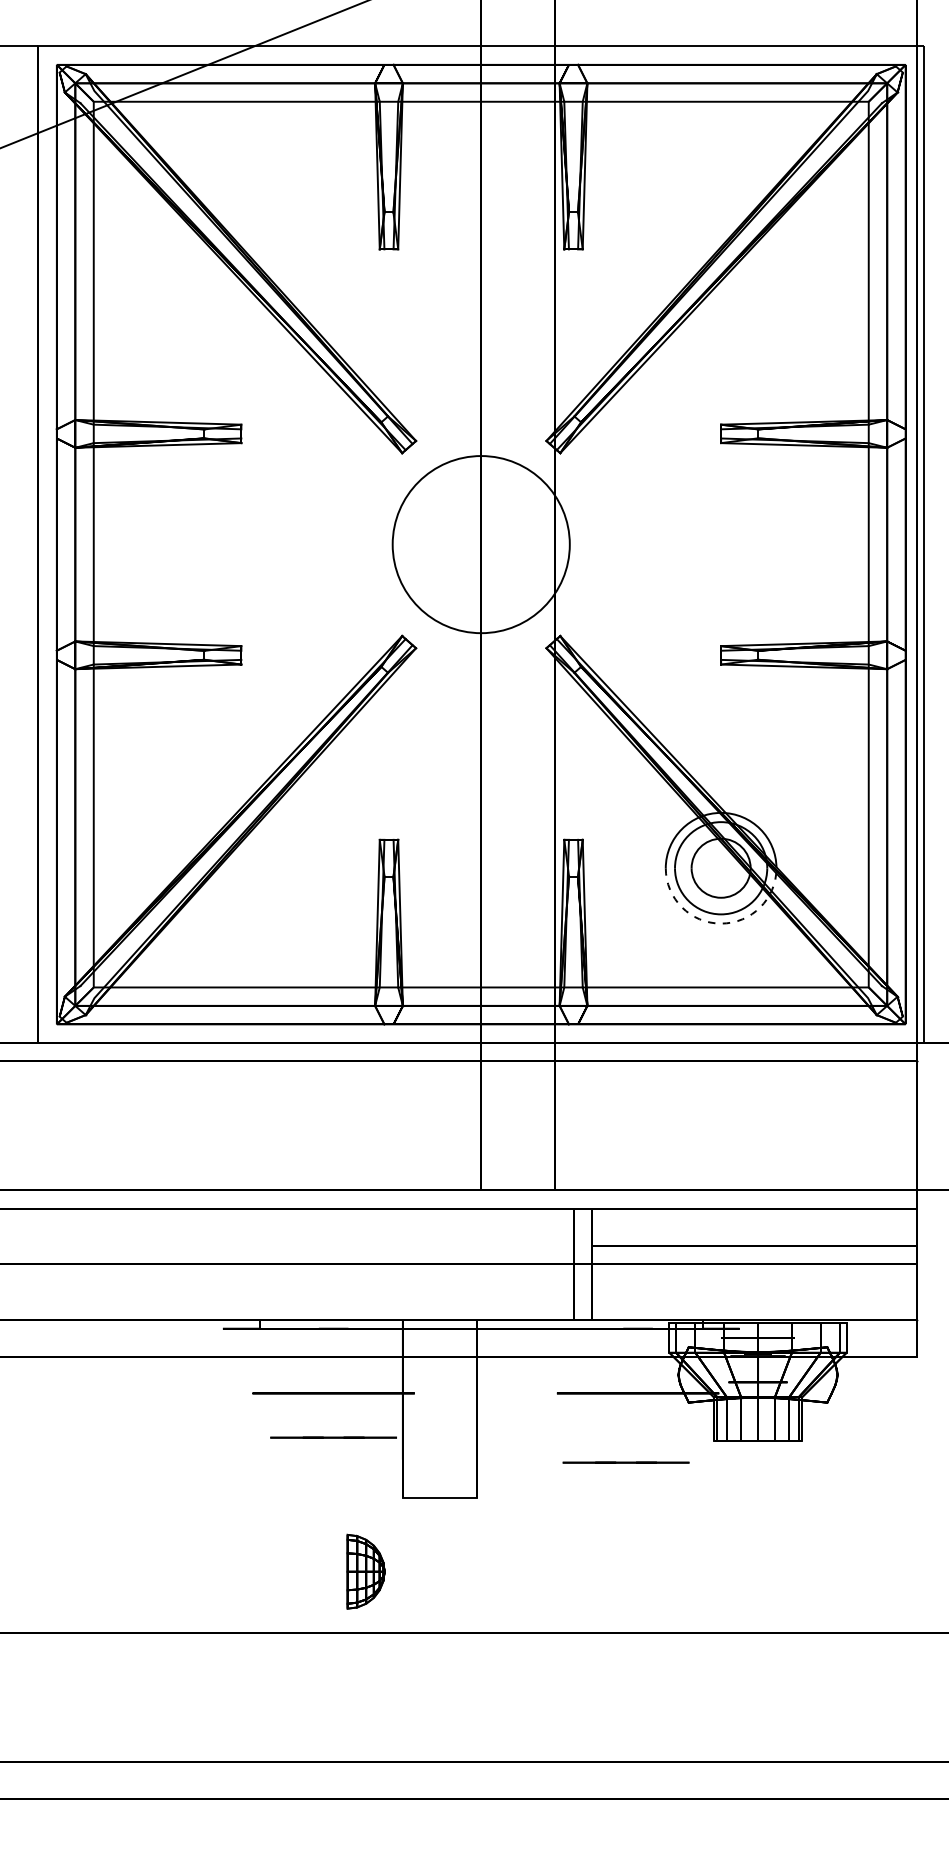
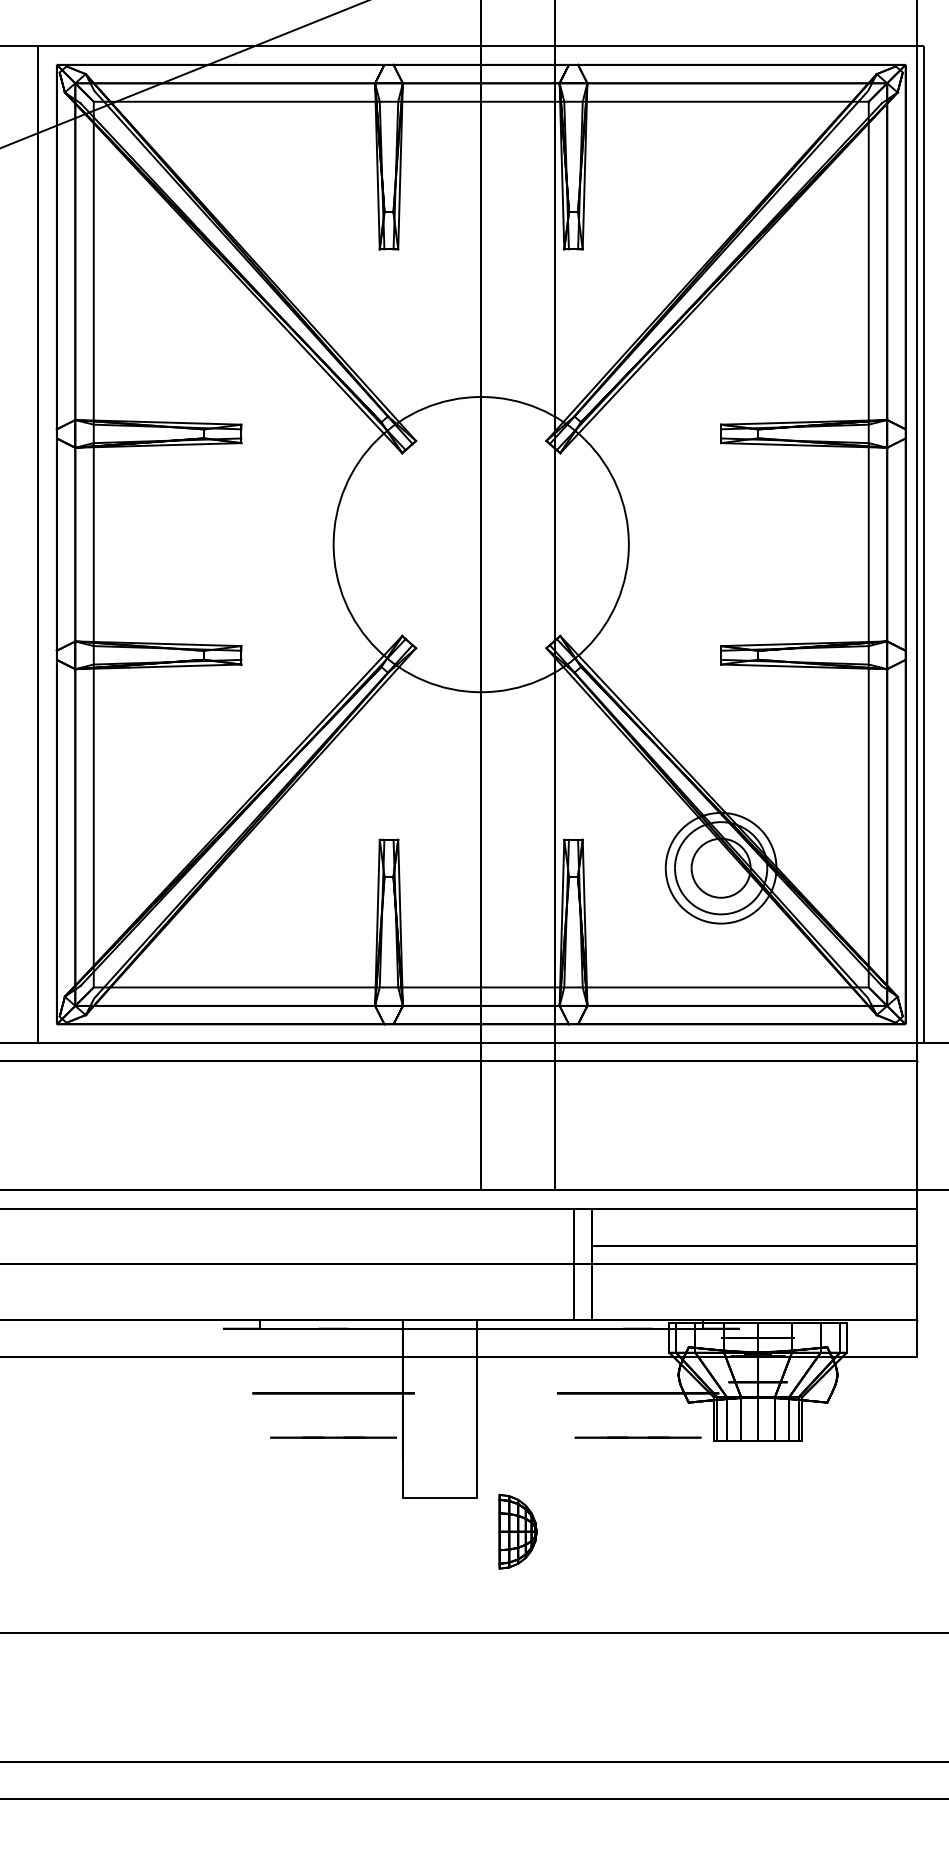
circle diameter: 177 px -> 295 px (480, 544)
arc: dashed -> solid (721, 923)
line position: (625, 1462) -> (637, 1437) (637, 1437)
part position: (365, 1571) -> (517, 1531) (517, 1531)
